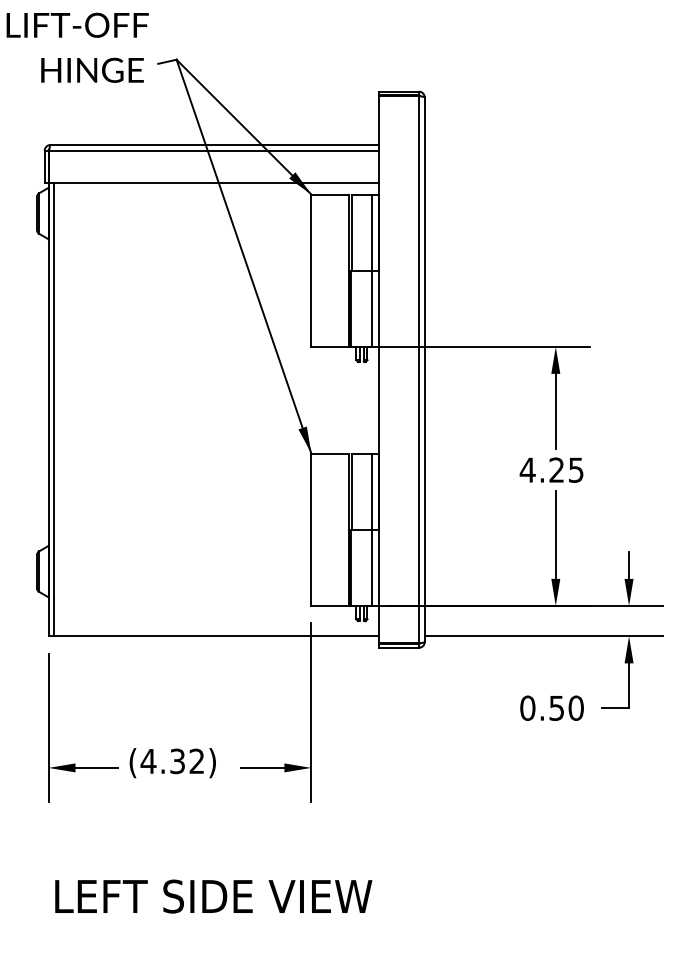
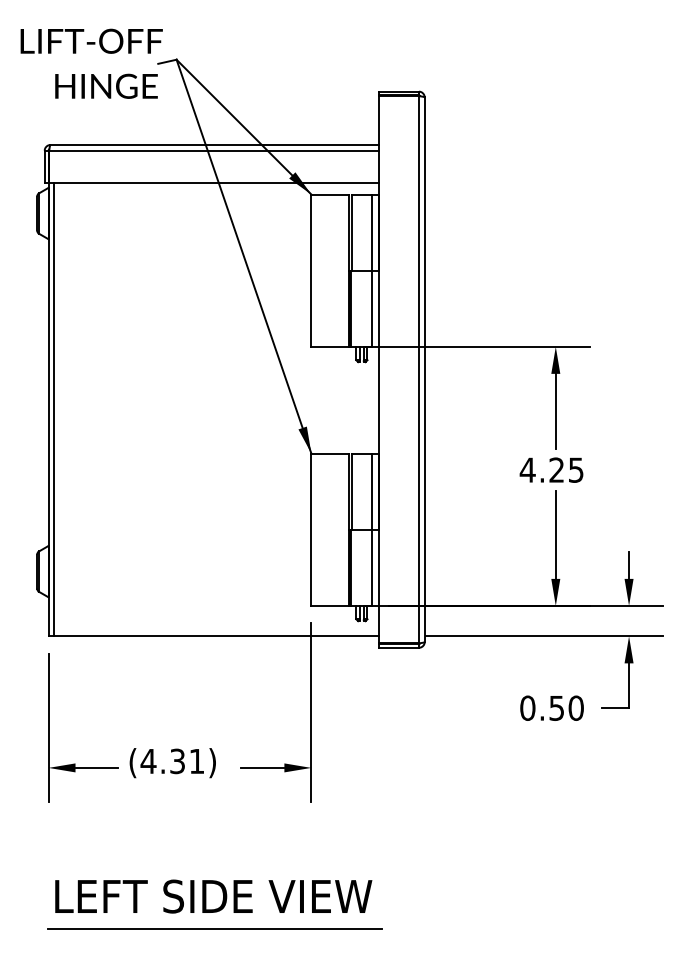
text position: (77, 47) -> (91, 63) (91, 63)
text: (4.32) -> (4.31) (196, 760)
line: none -> present (214, 929)
